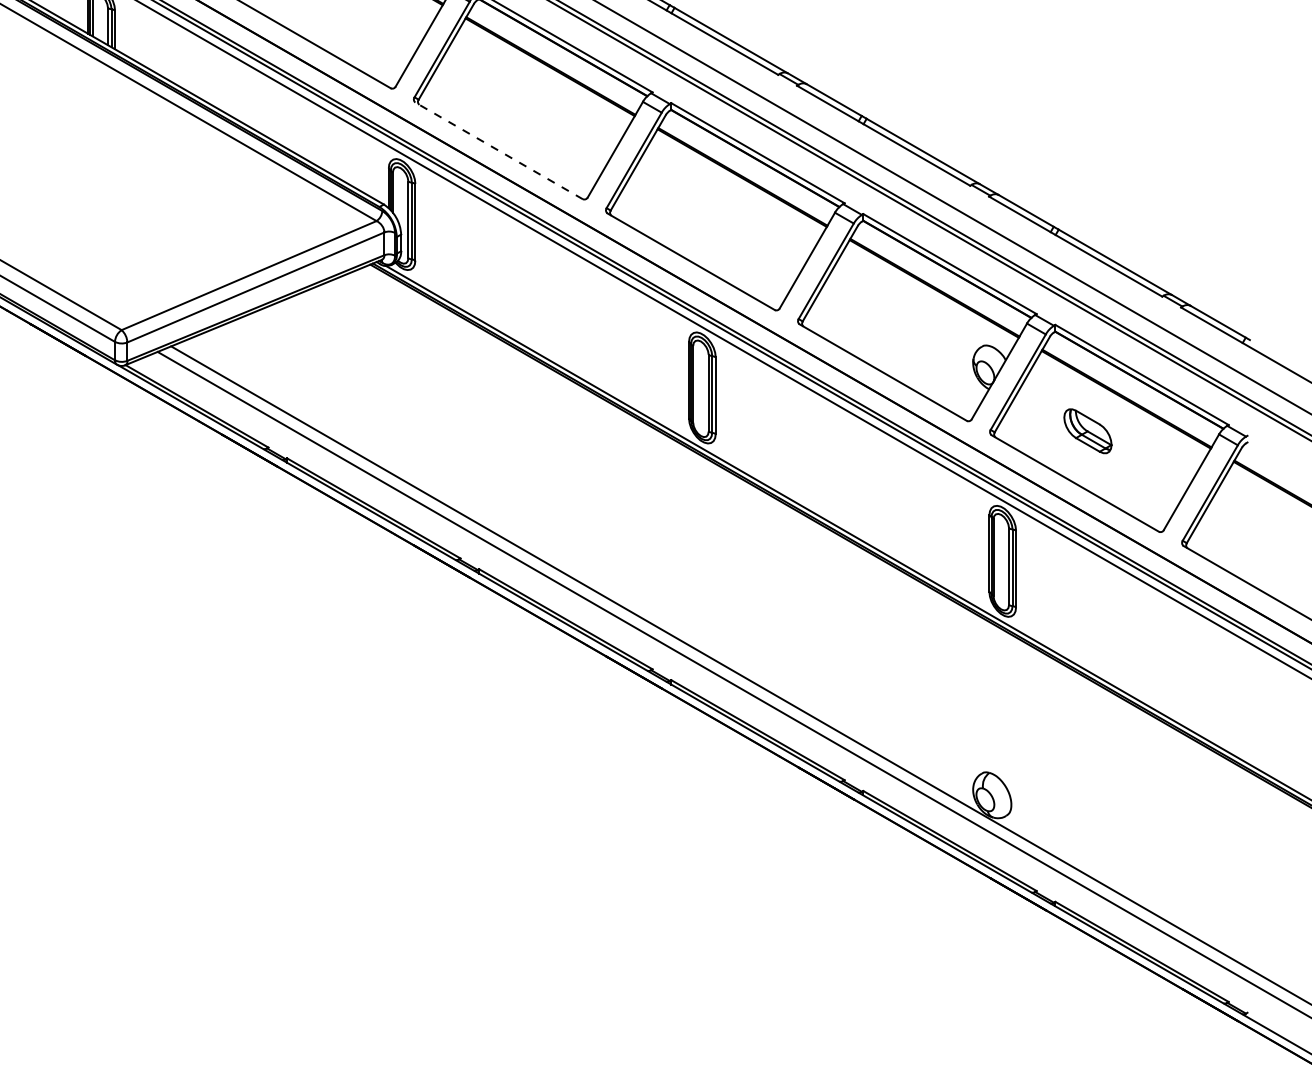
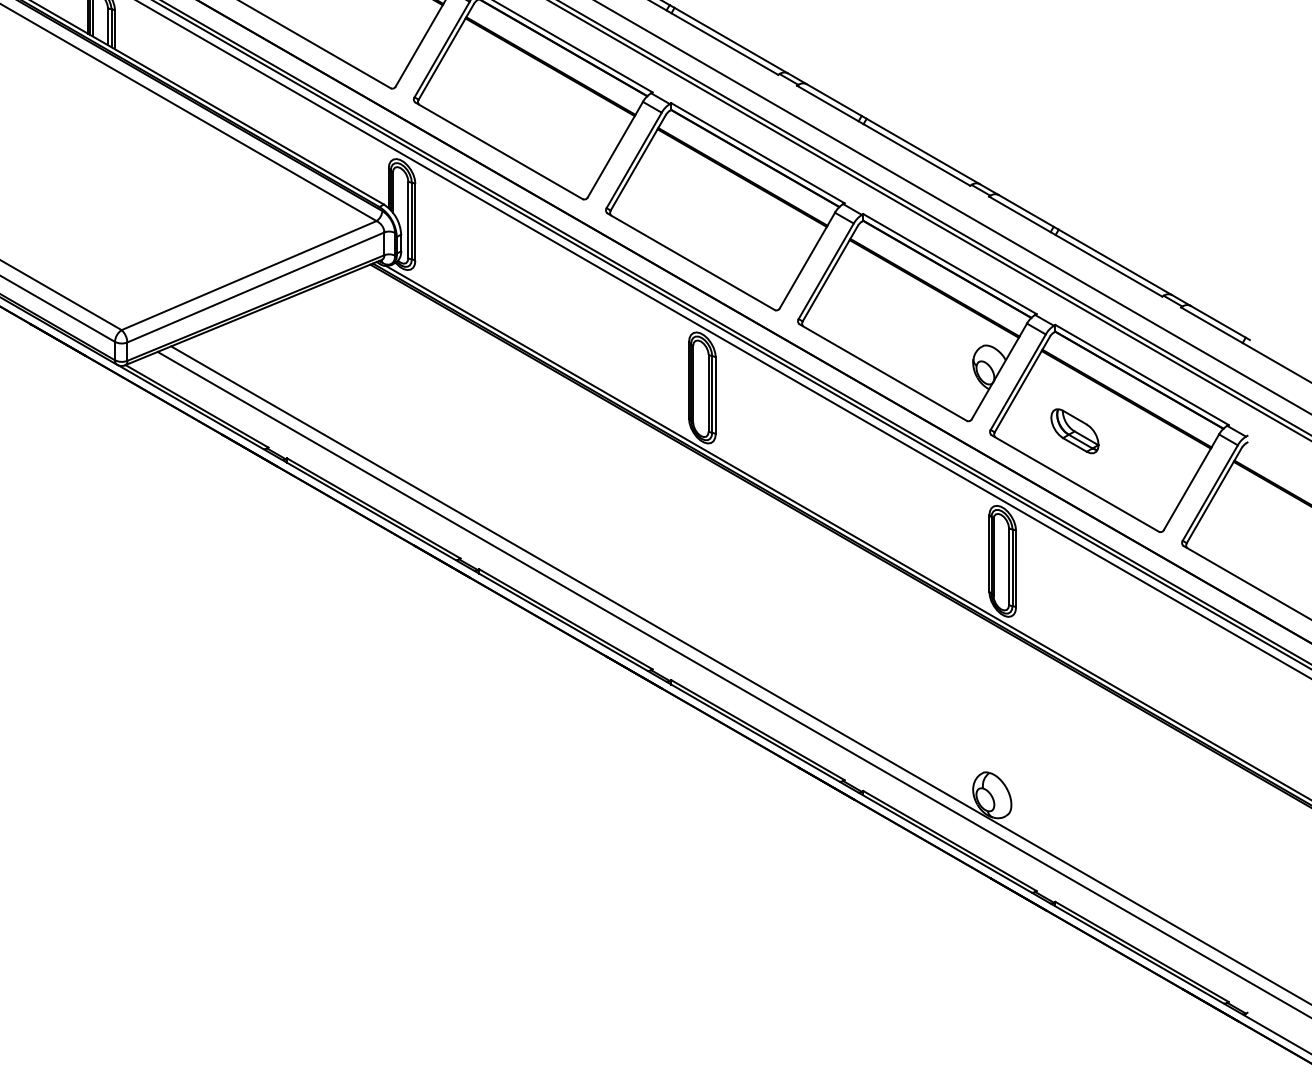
line: dashed -> solid (499, 150)
part position: (1087, 431) -> (1074, 431) (1074, 431)
